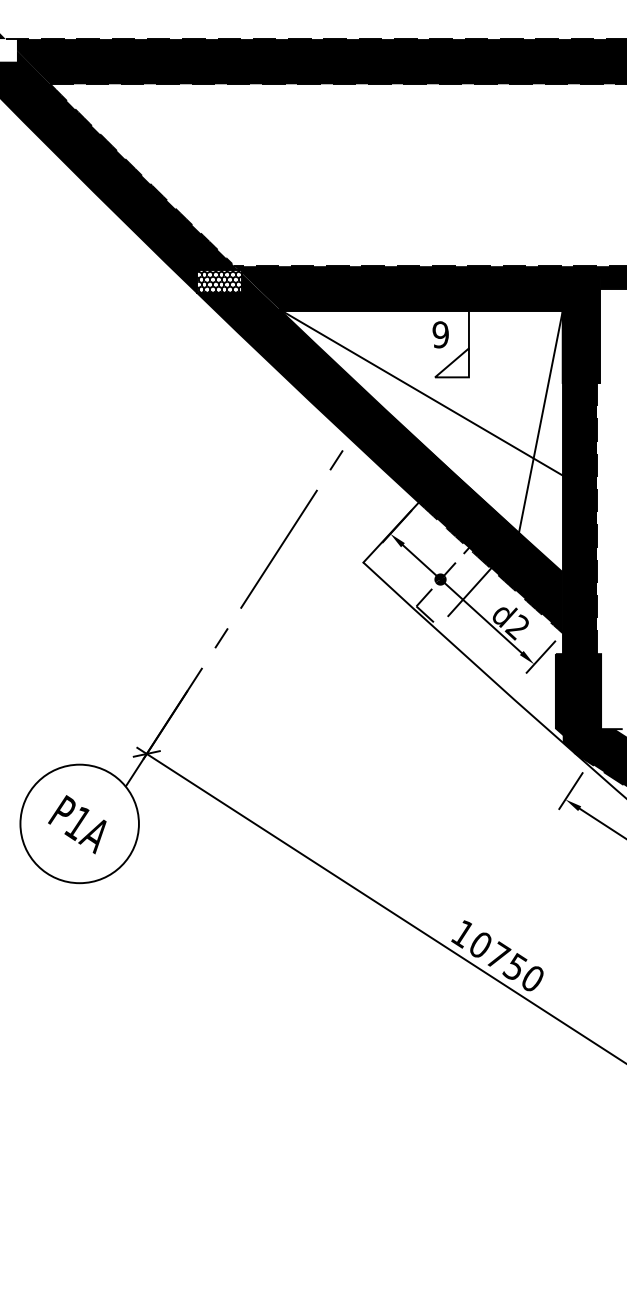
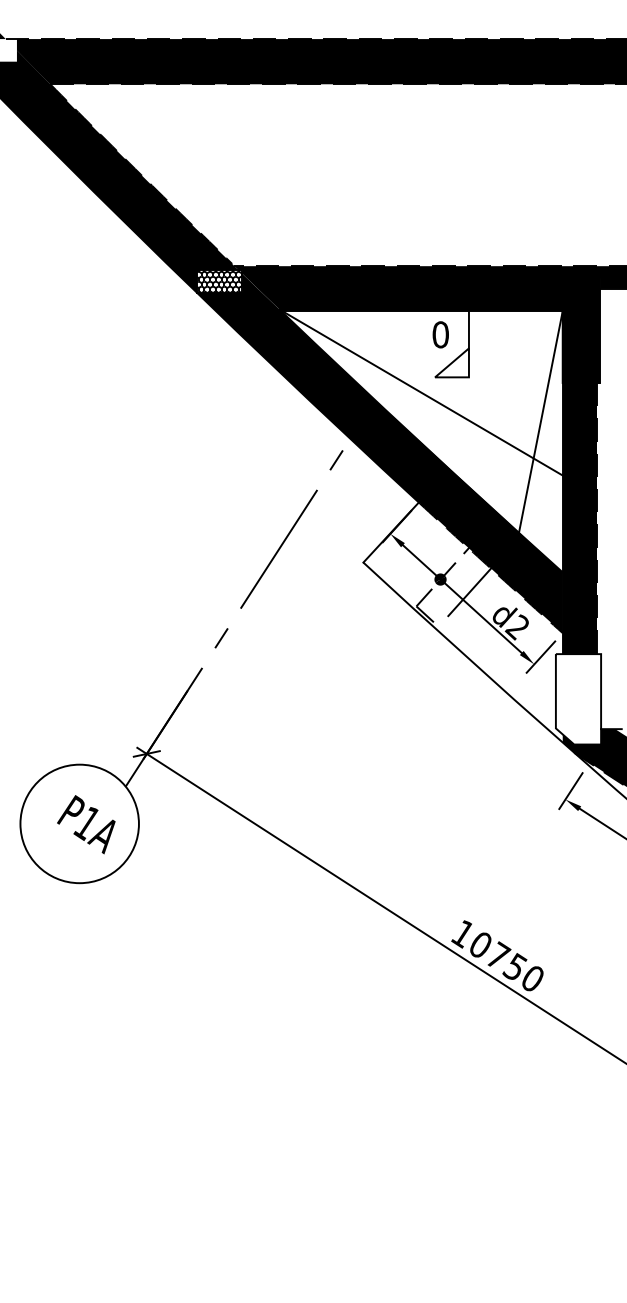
text: 9 -> 0 (440, 334)
fill: present -> none (578, 699)
text position: (77, 824) -> (86, 824) (86, 824)
